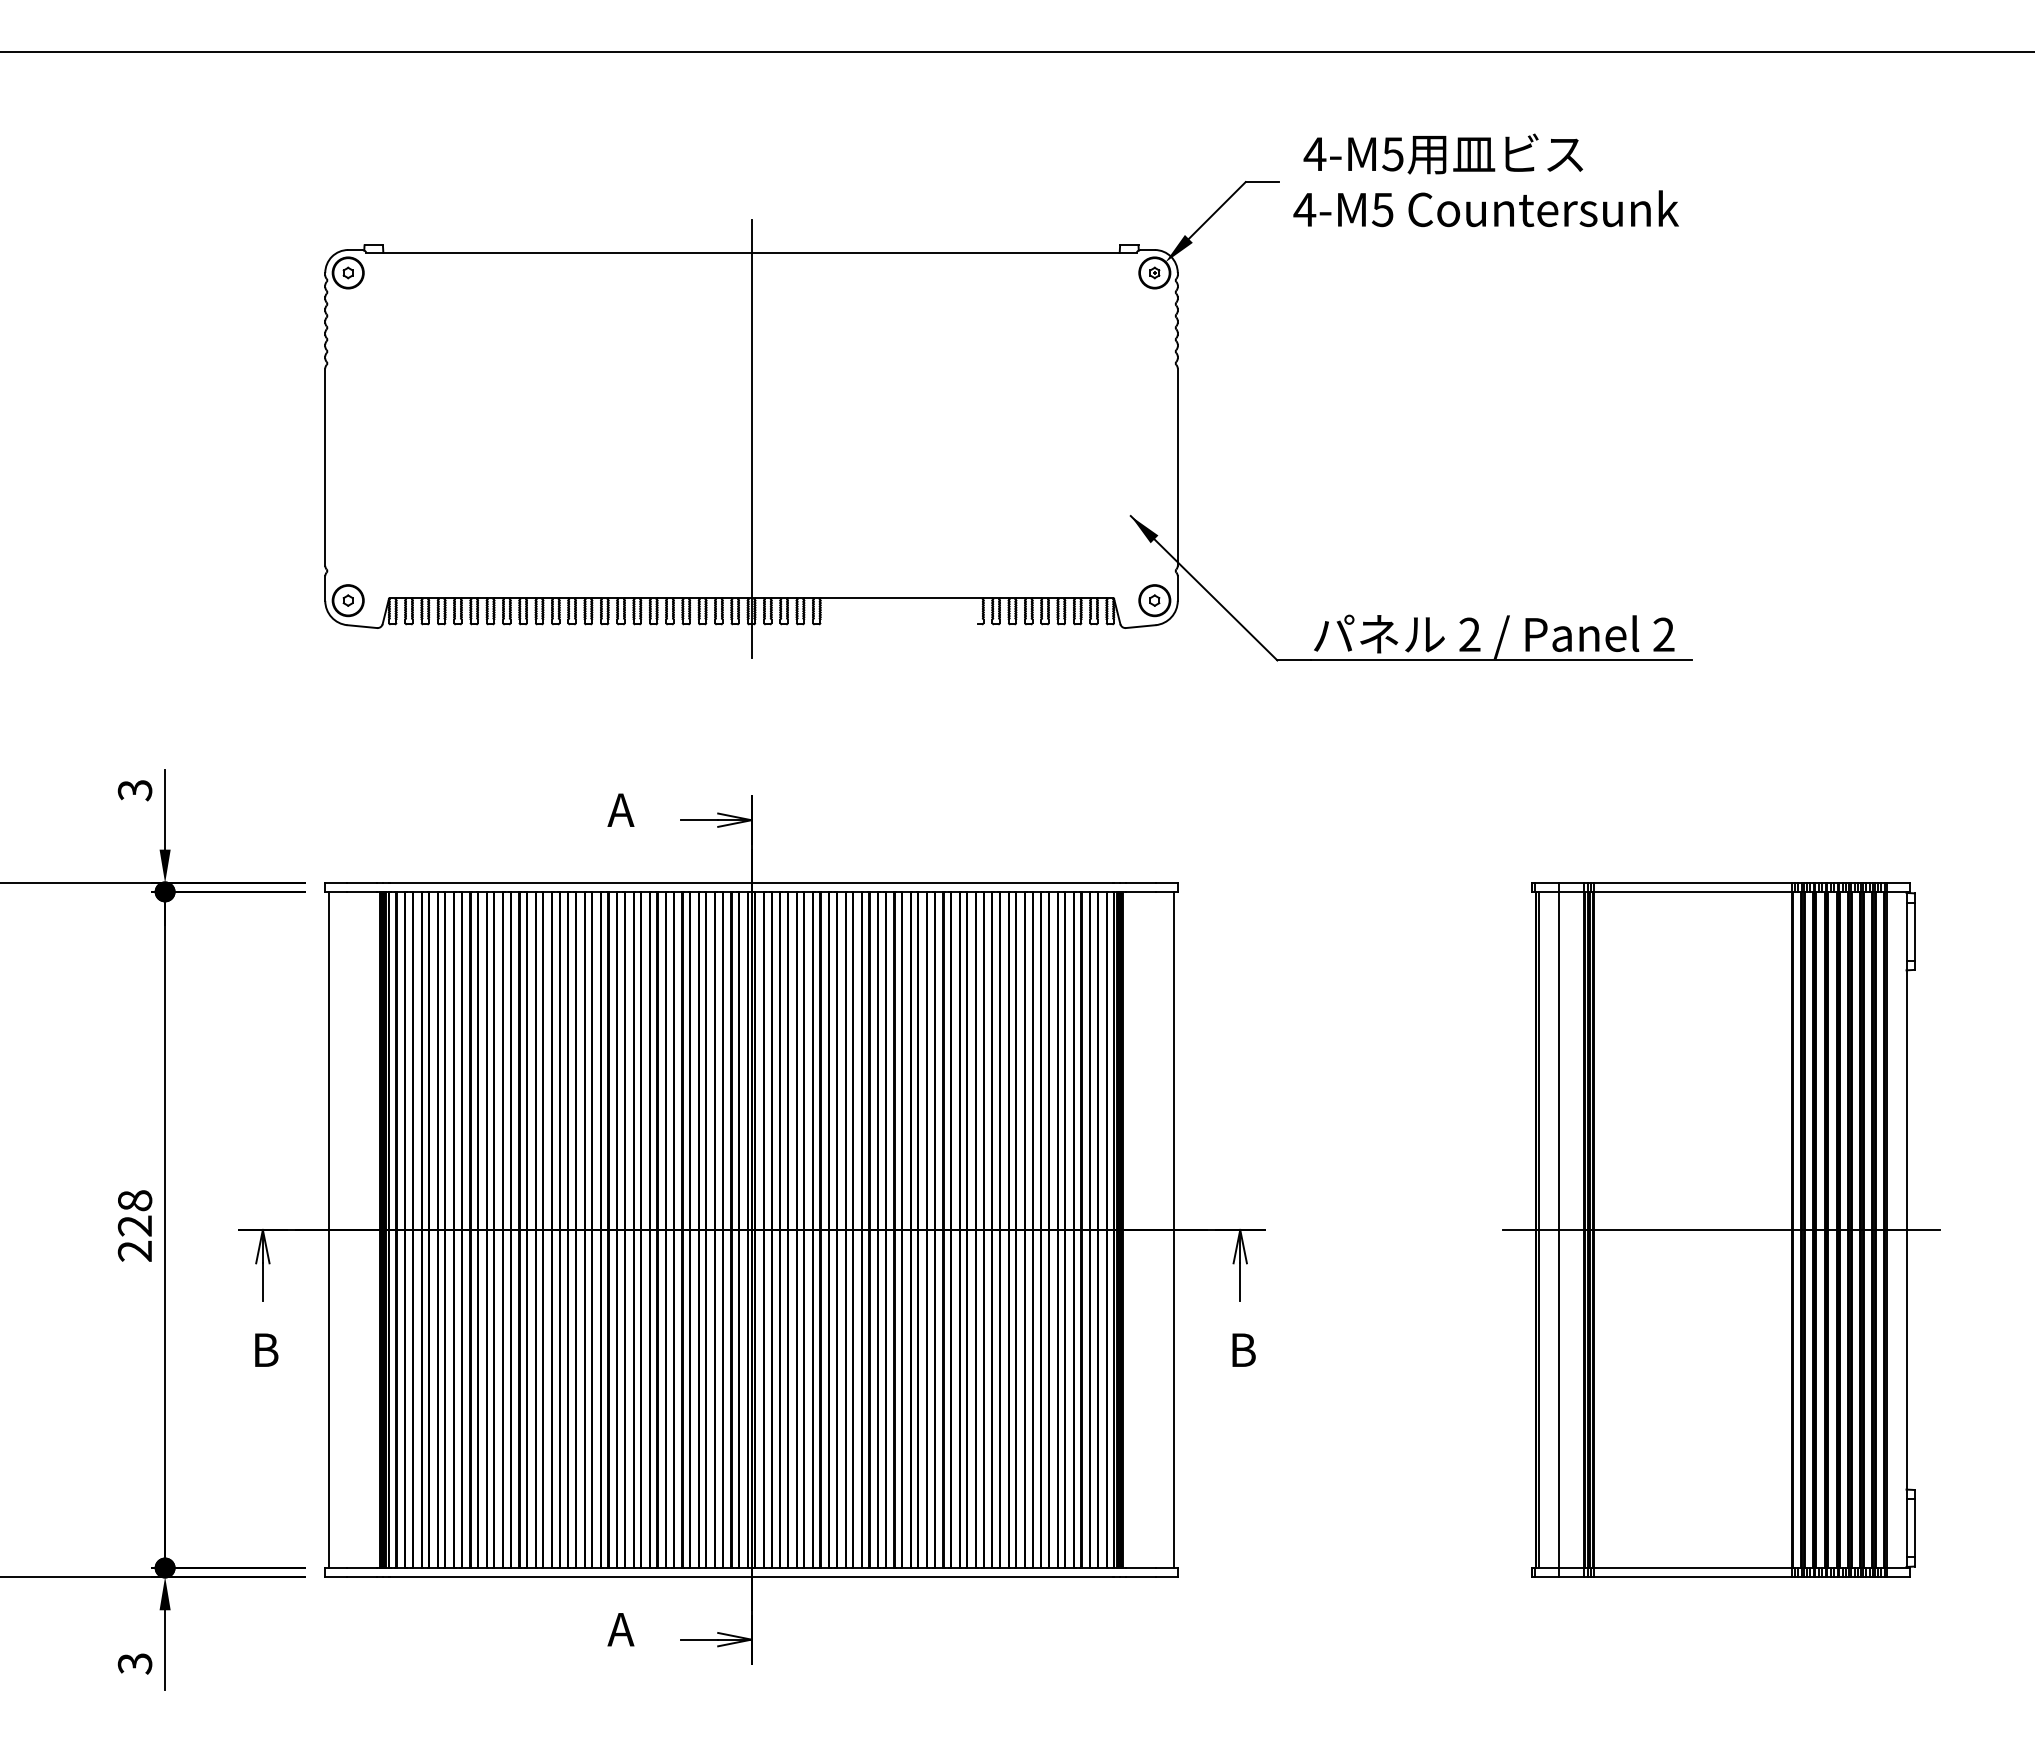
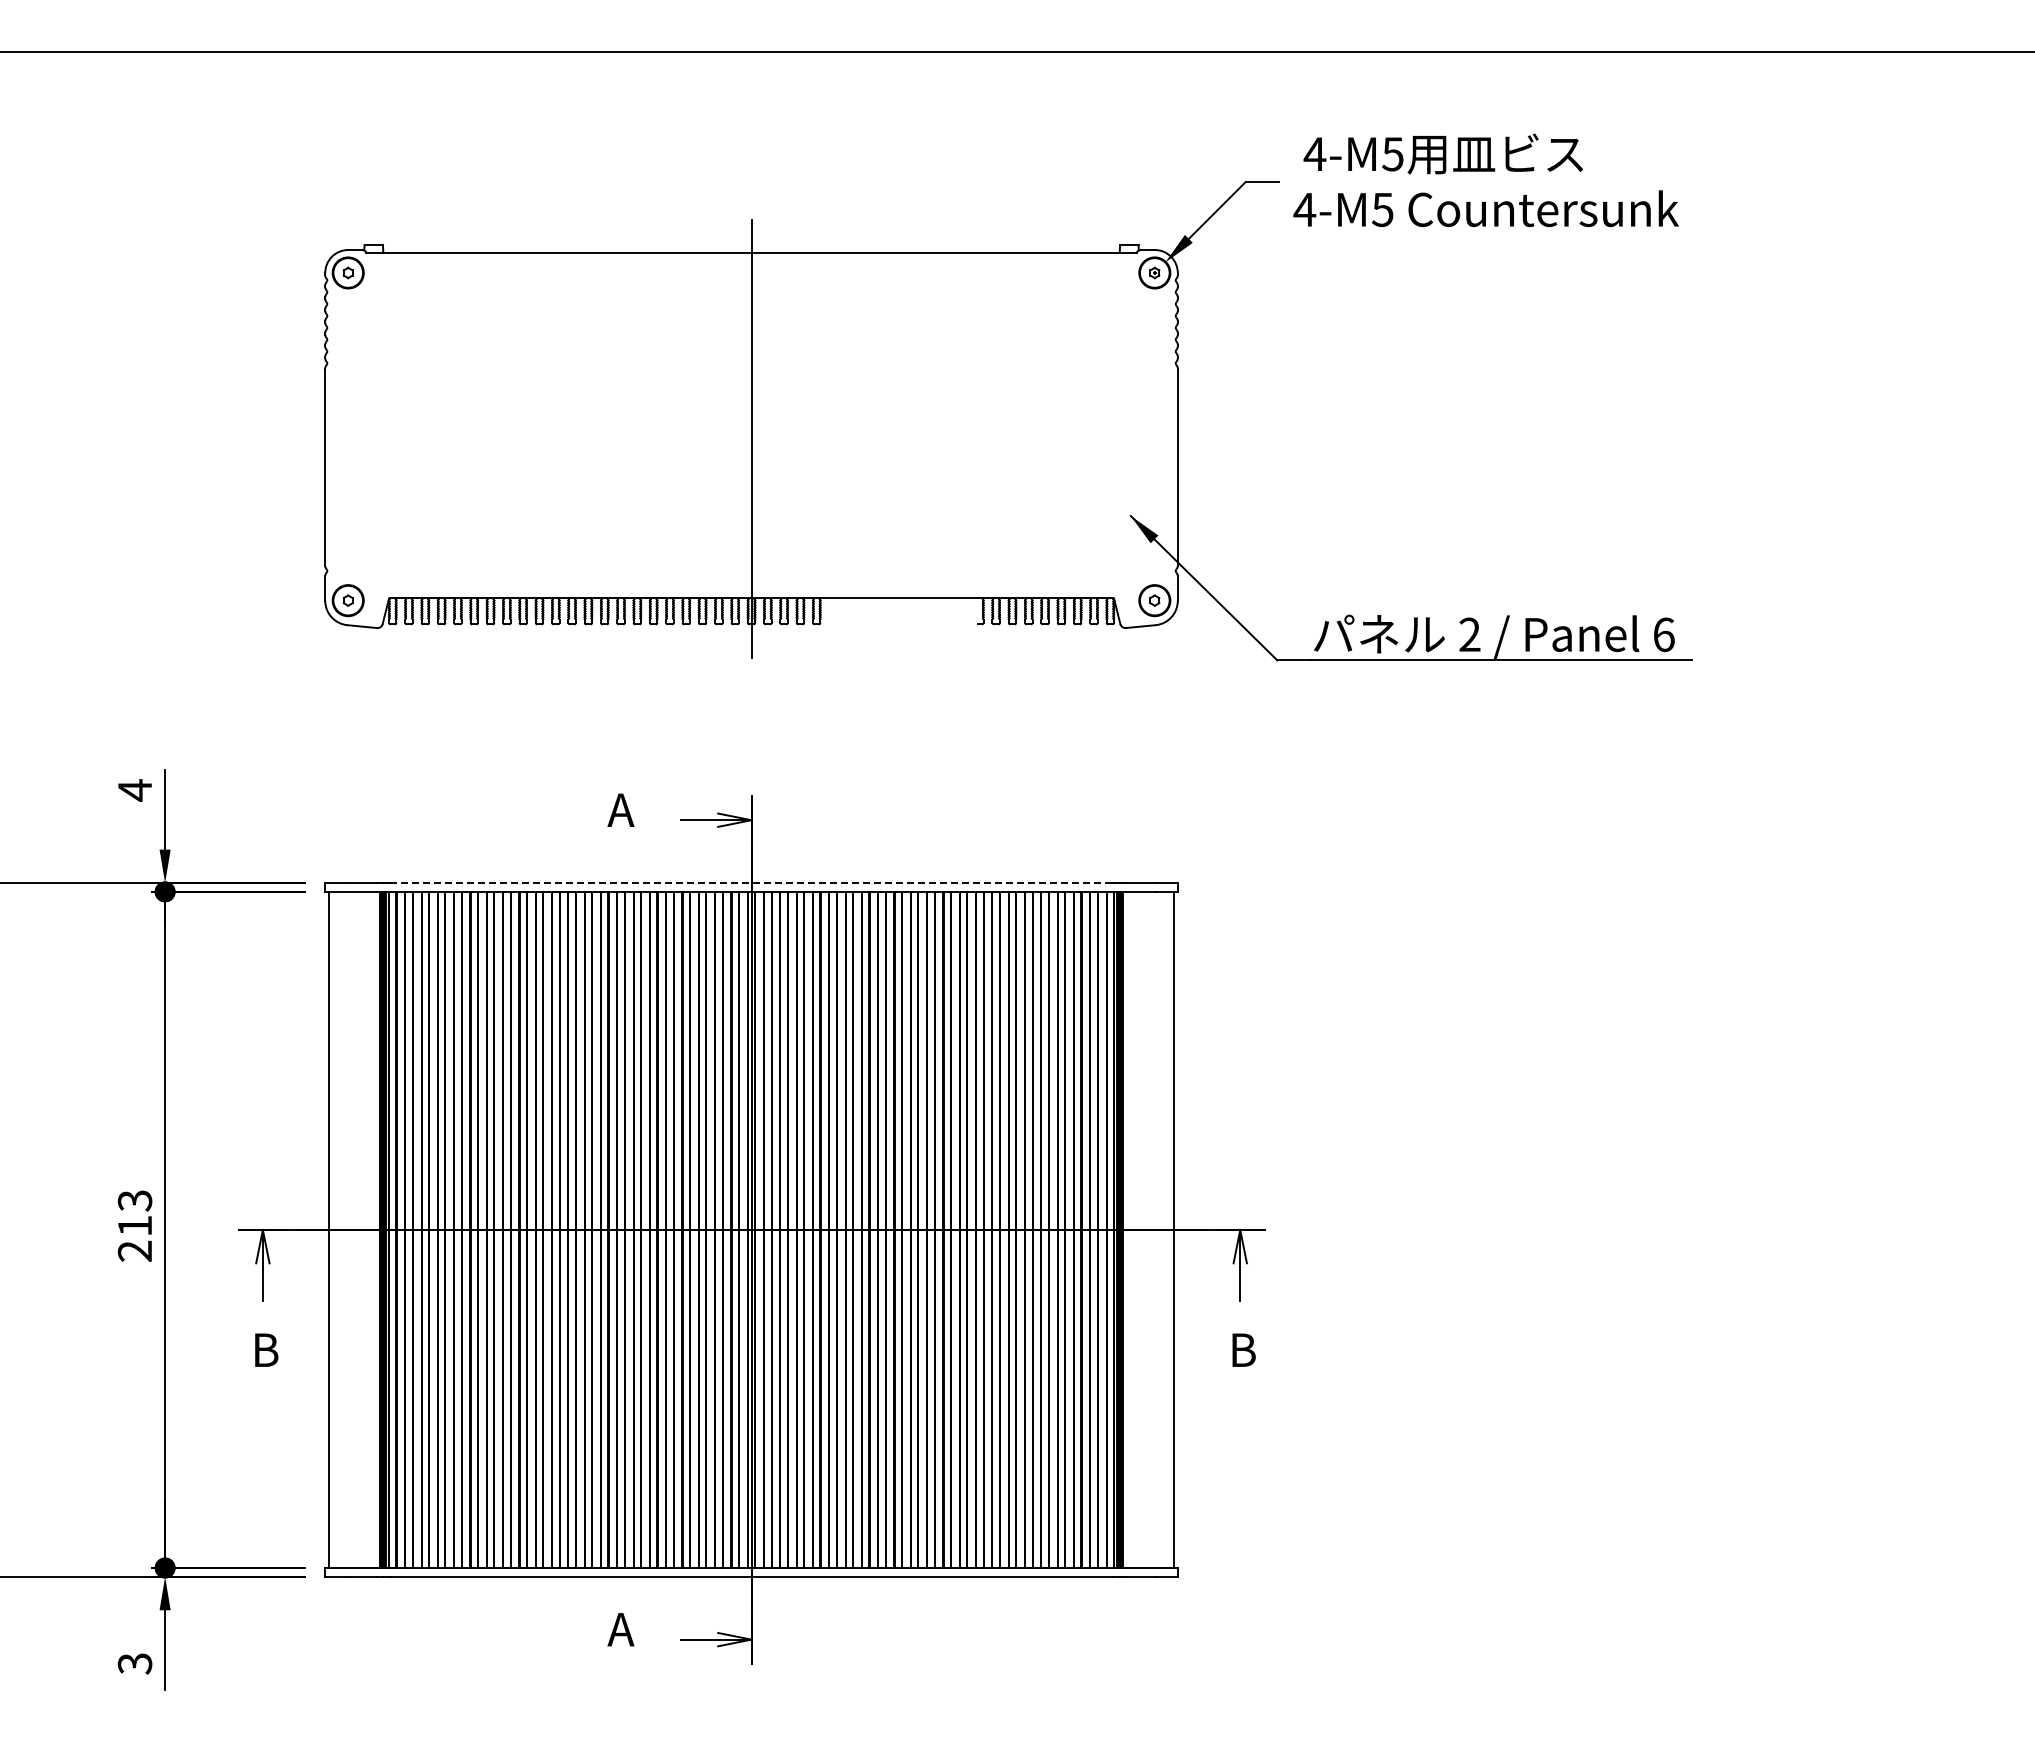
text: 2 -> 6 (1663, 634)
text: 3 -> 4 (134, 790)
line: solid -> dashed (751, 883)
text: 228 -> 213 (134, 1213)
part: present -> none (1721, 1229)
